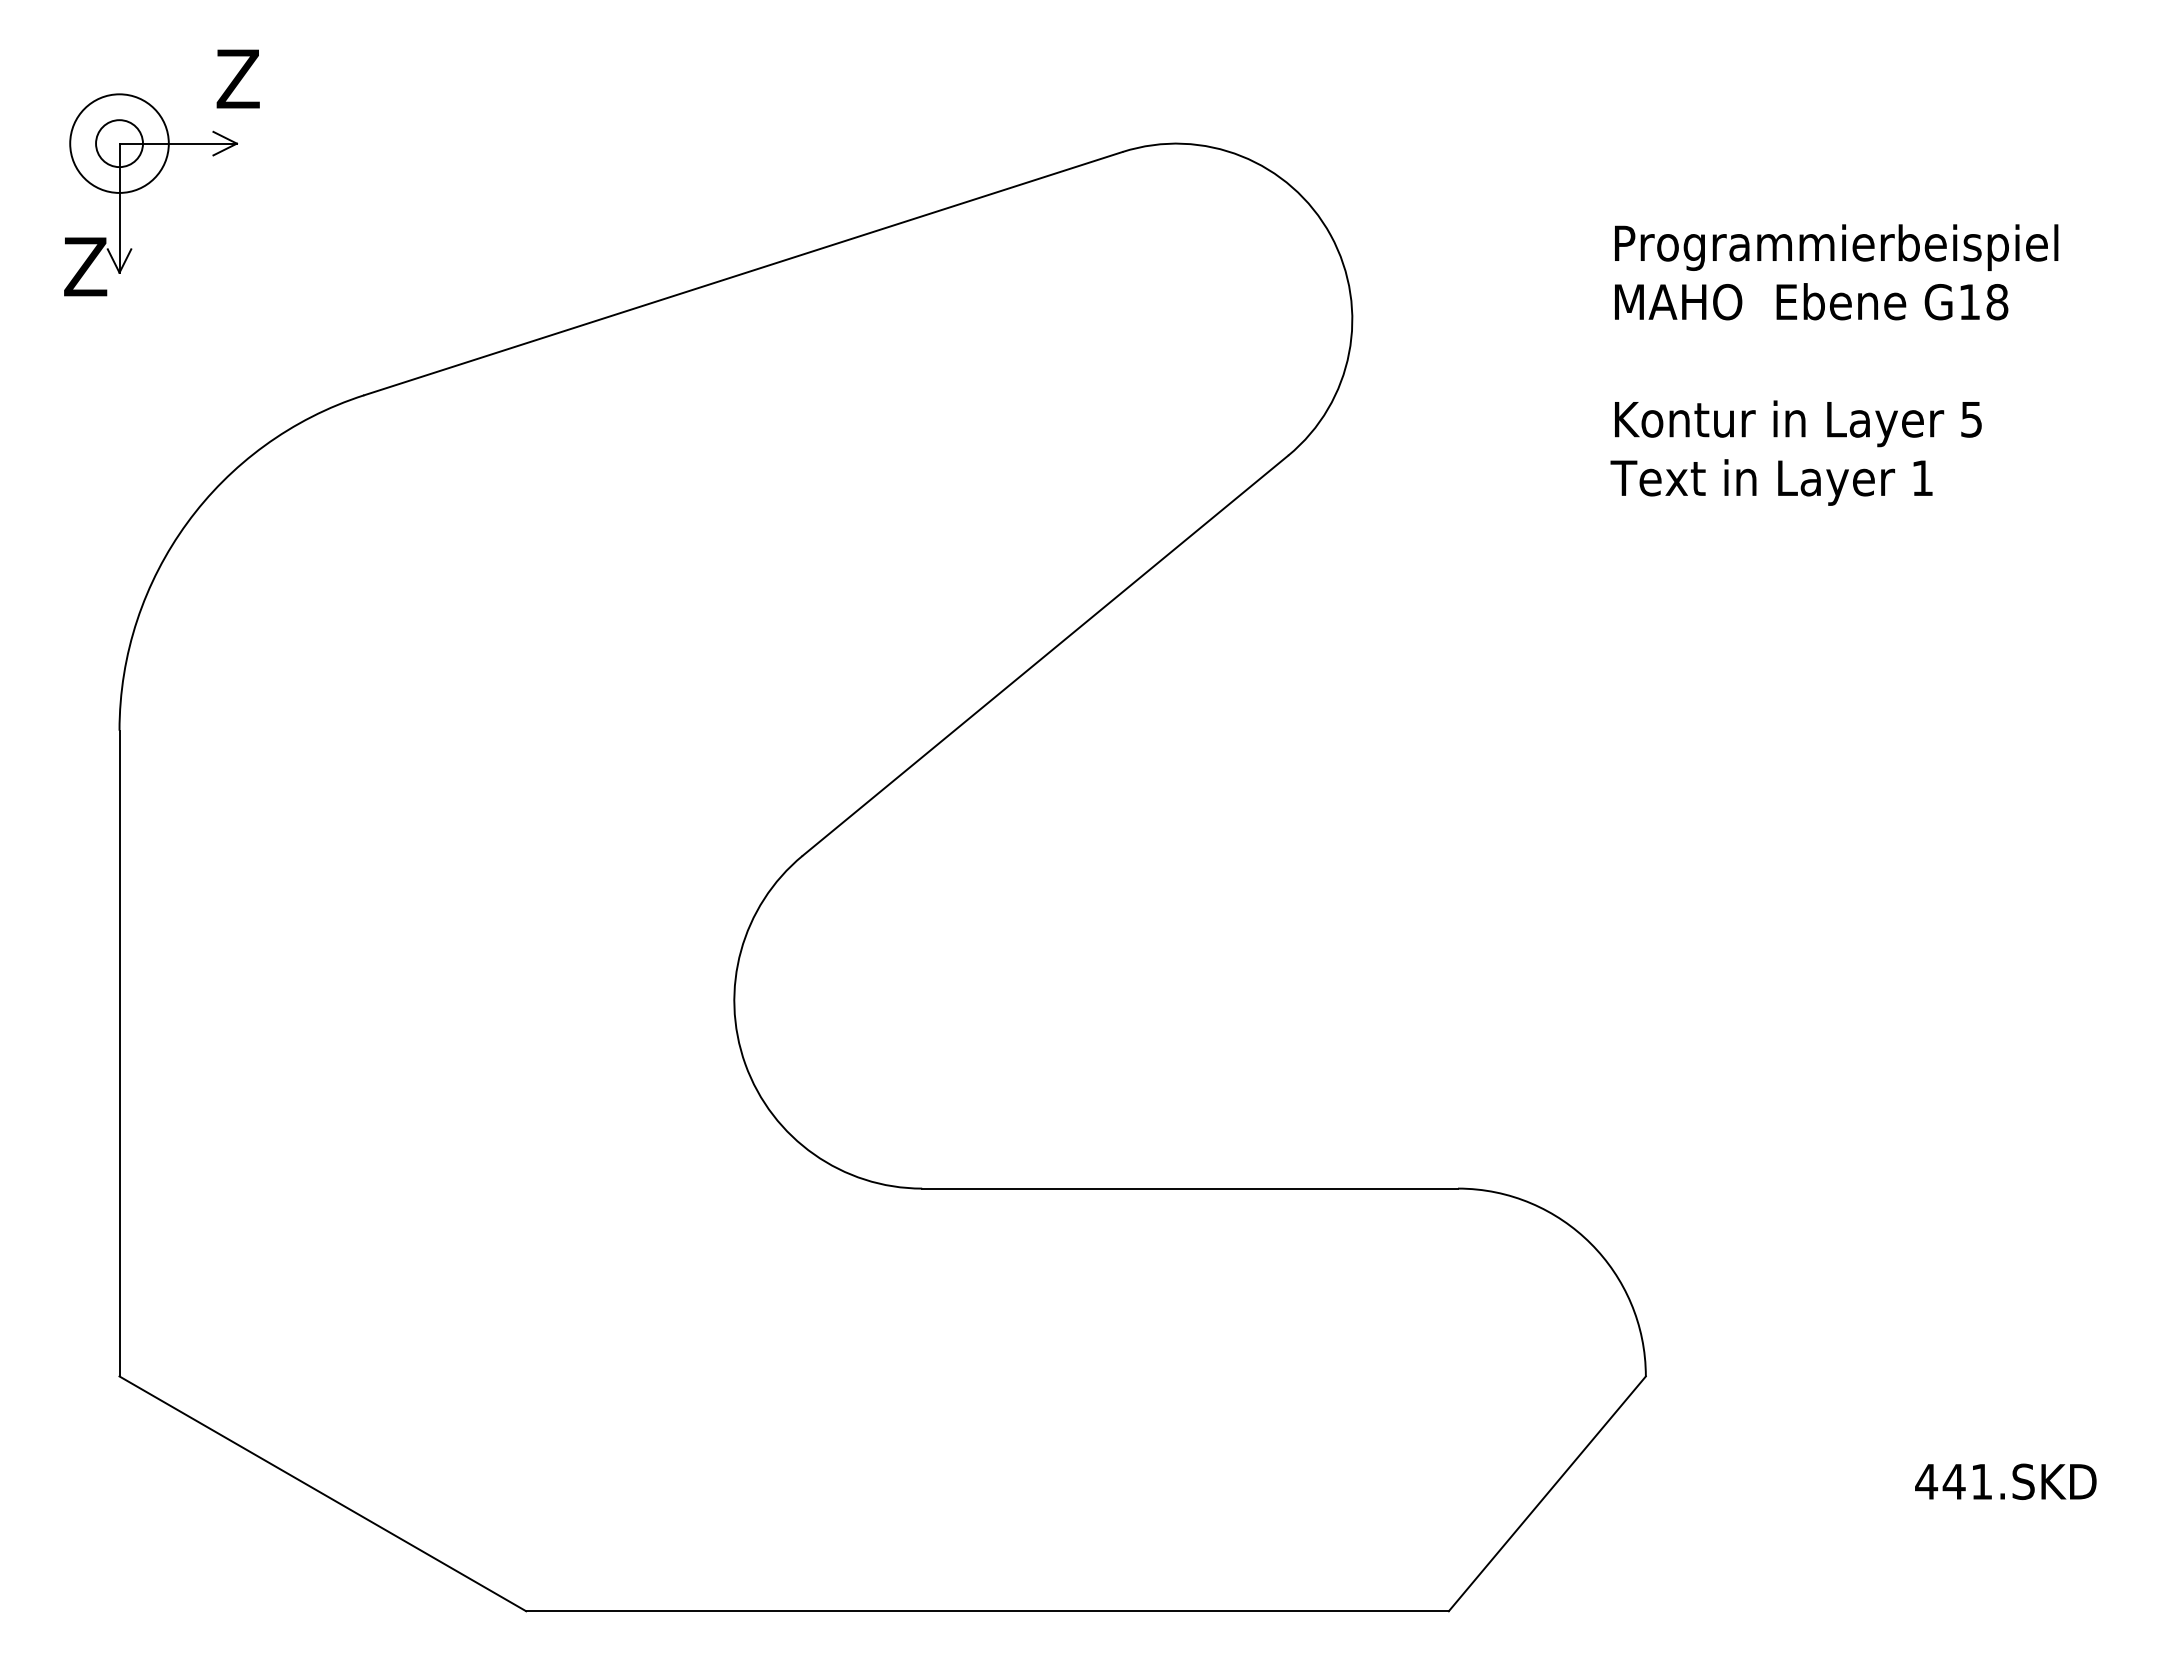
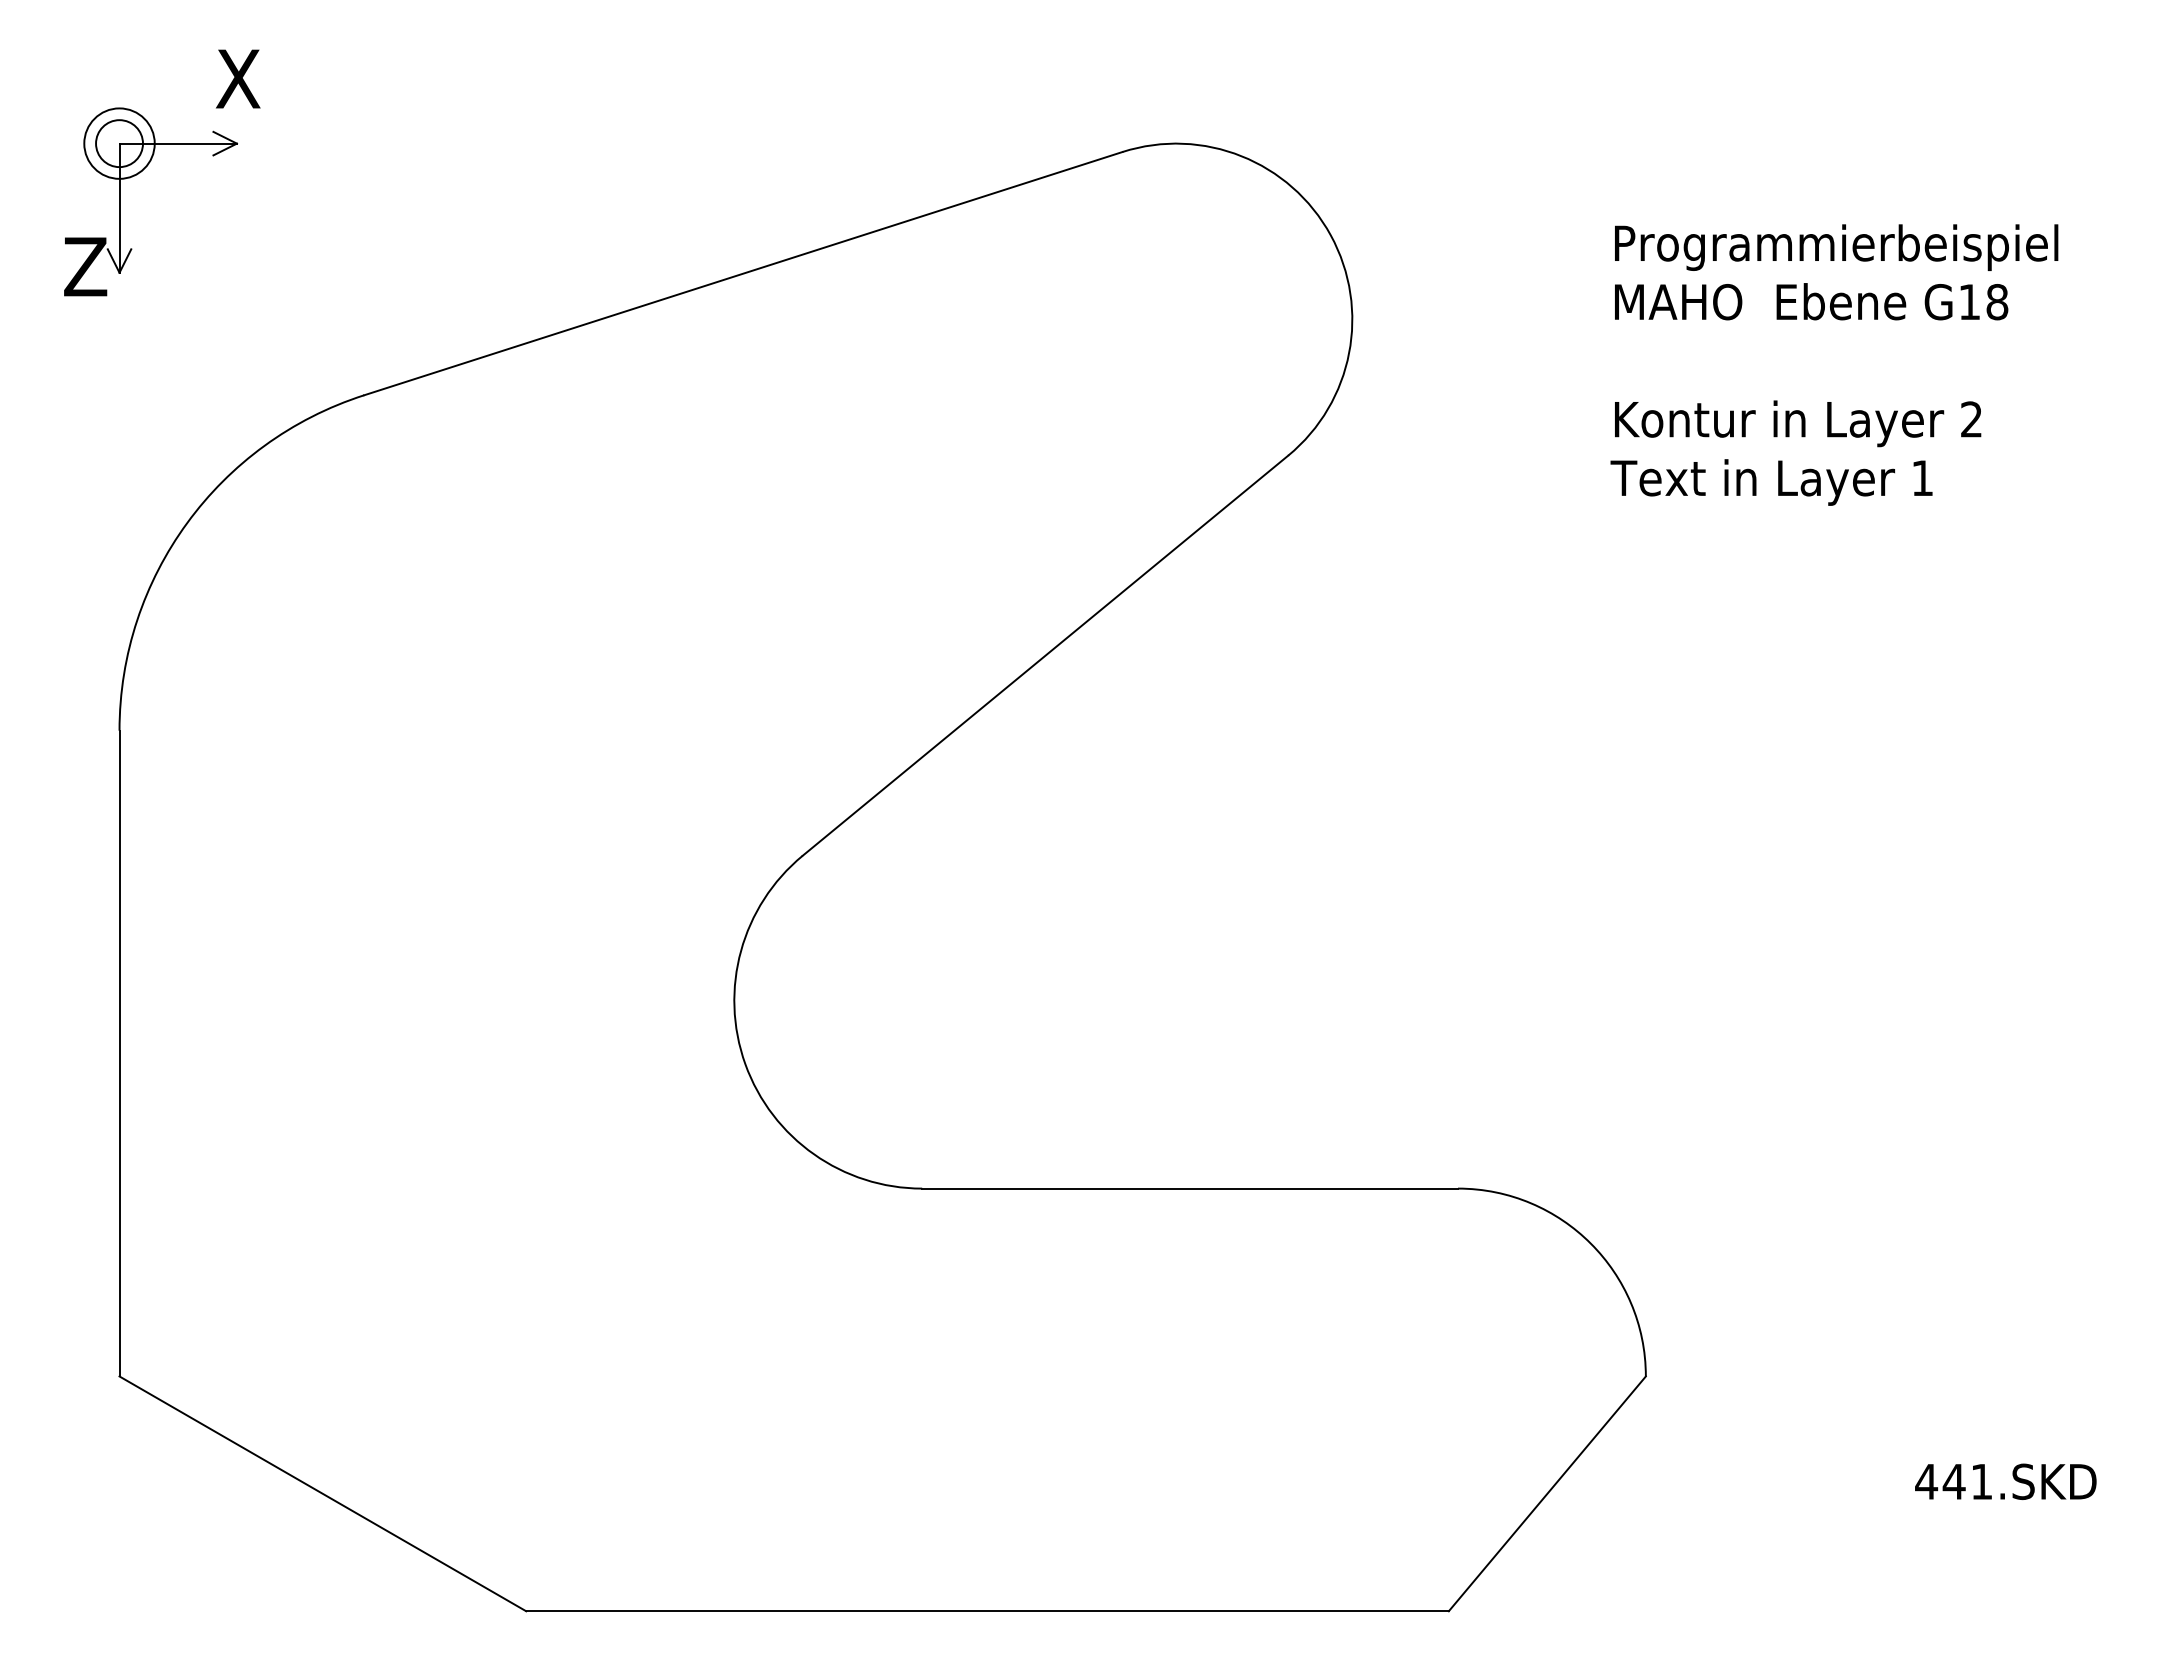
text: Z -> X (237, 78)
circle diameter: 99 px -> 70 px (119, 143)
text: 5 -> 2 (1971, 419)
